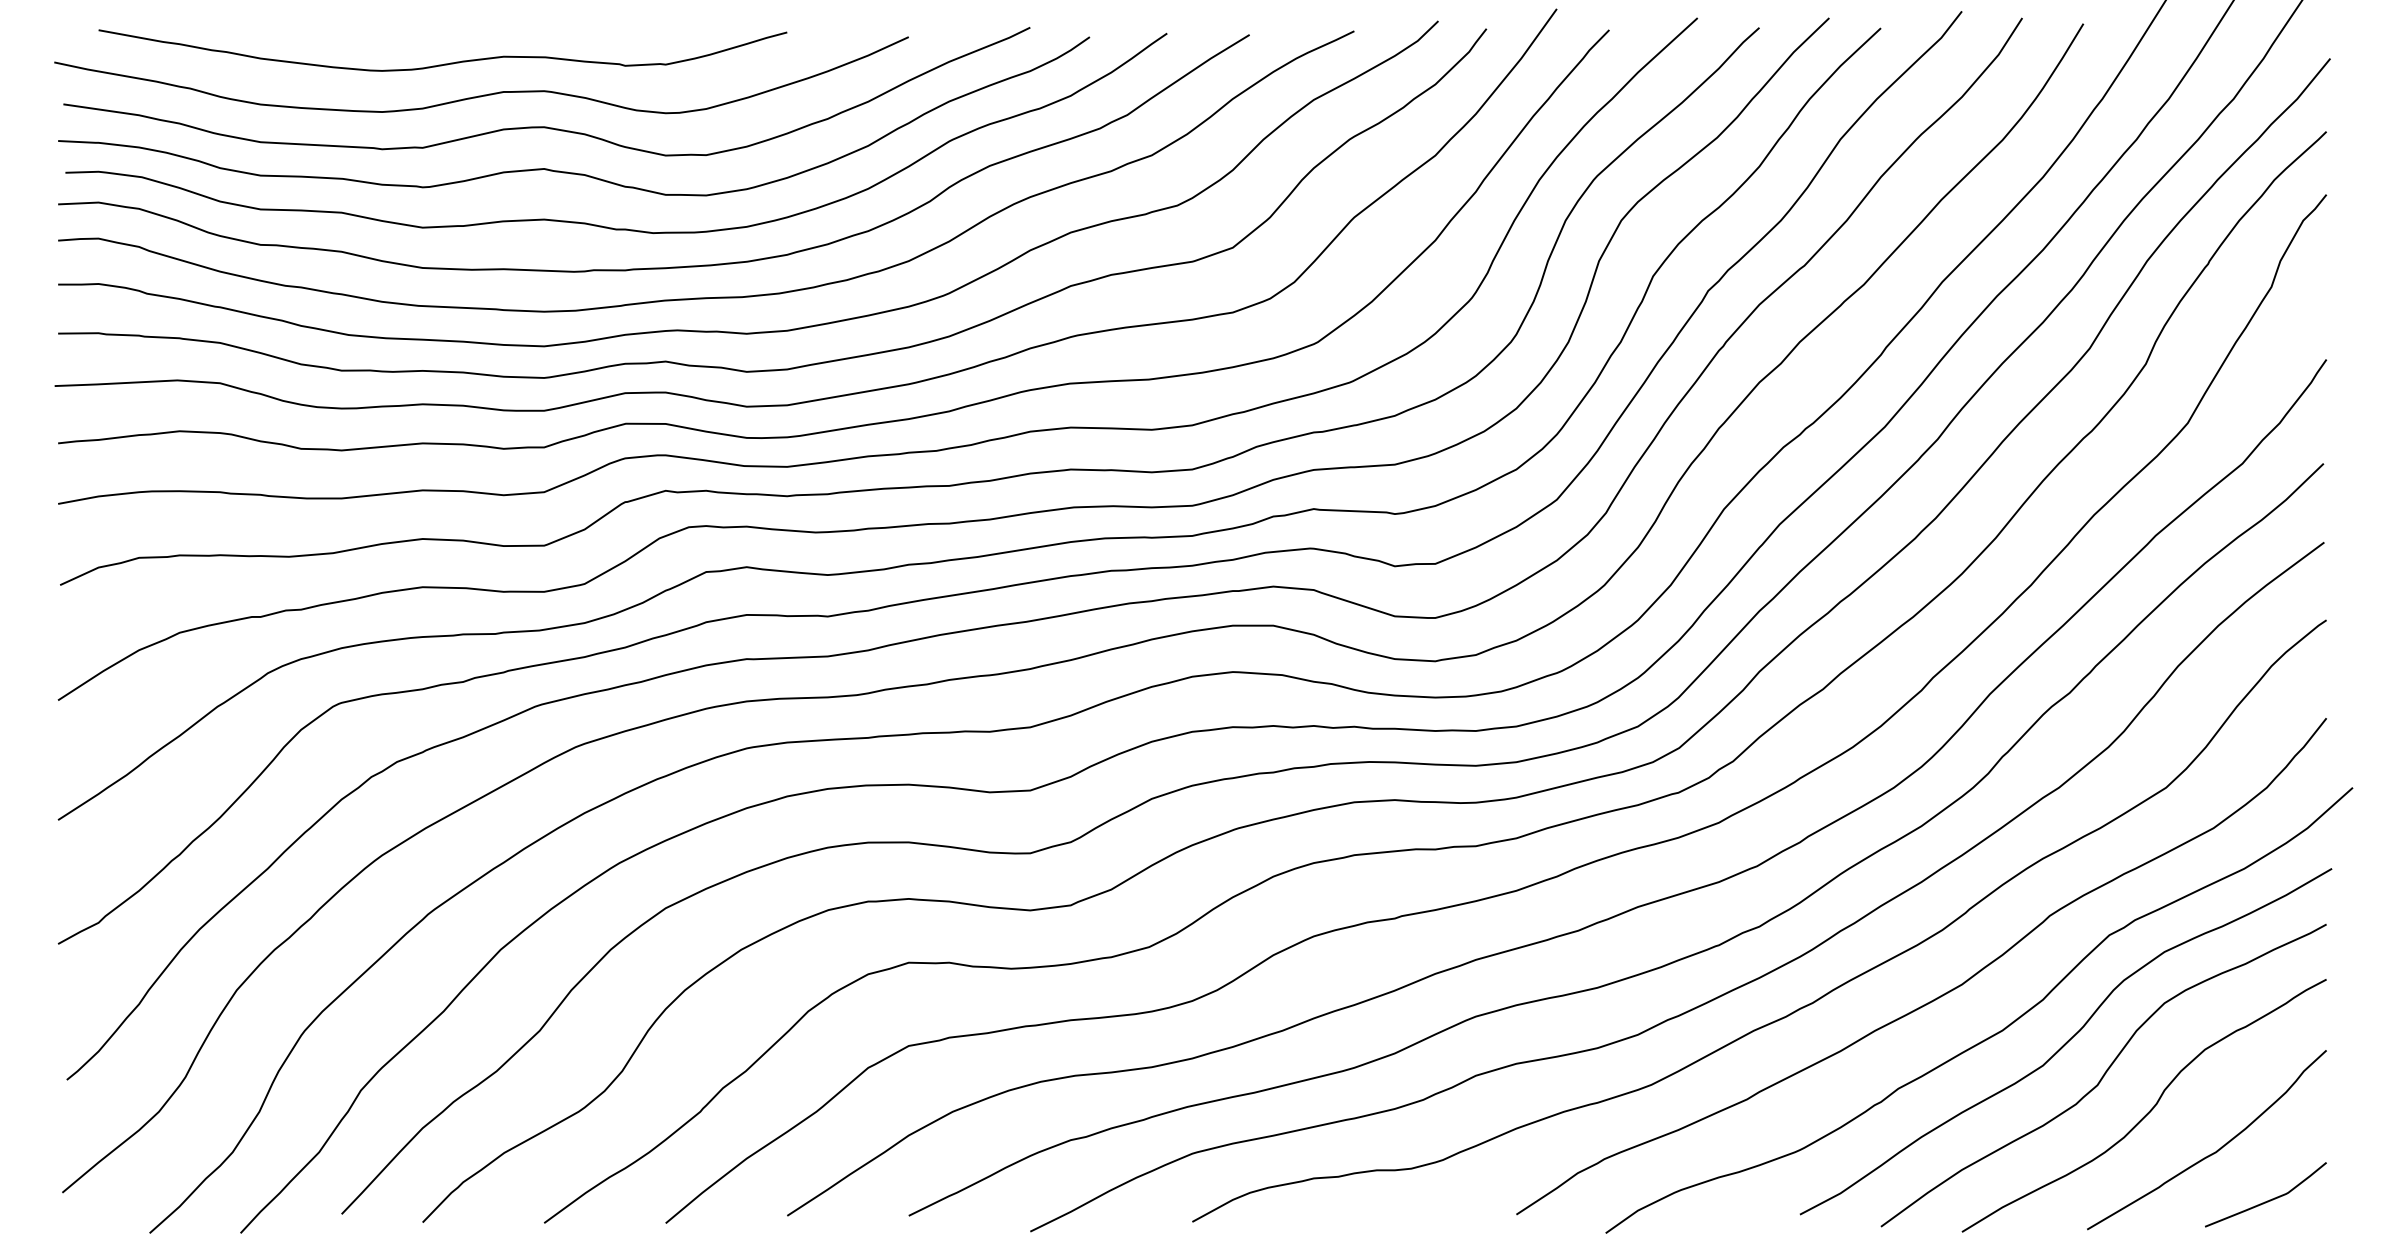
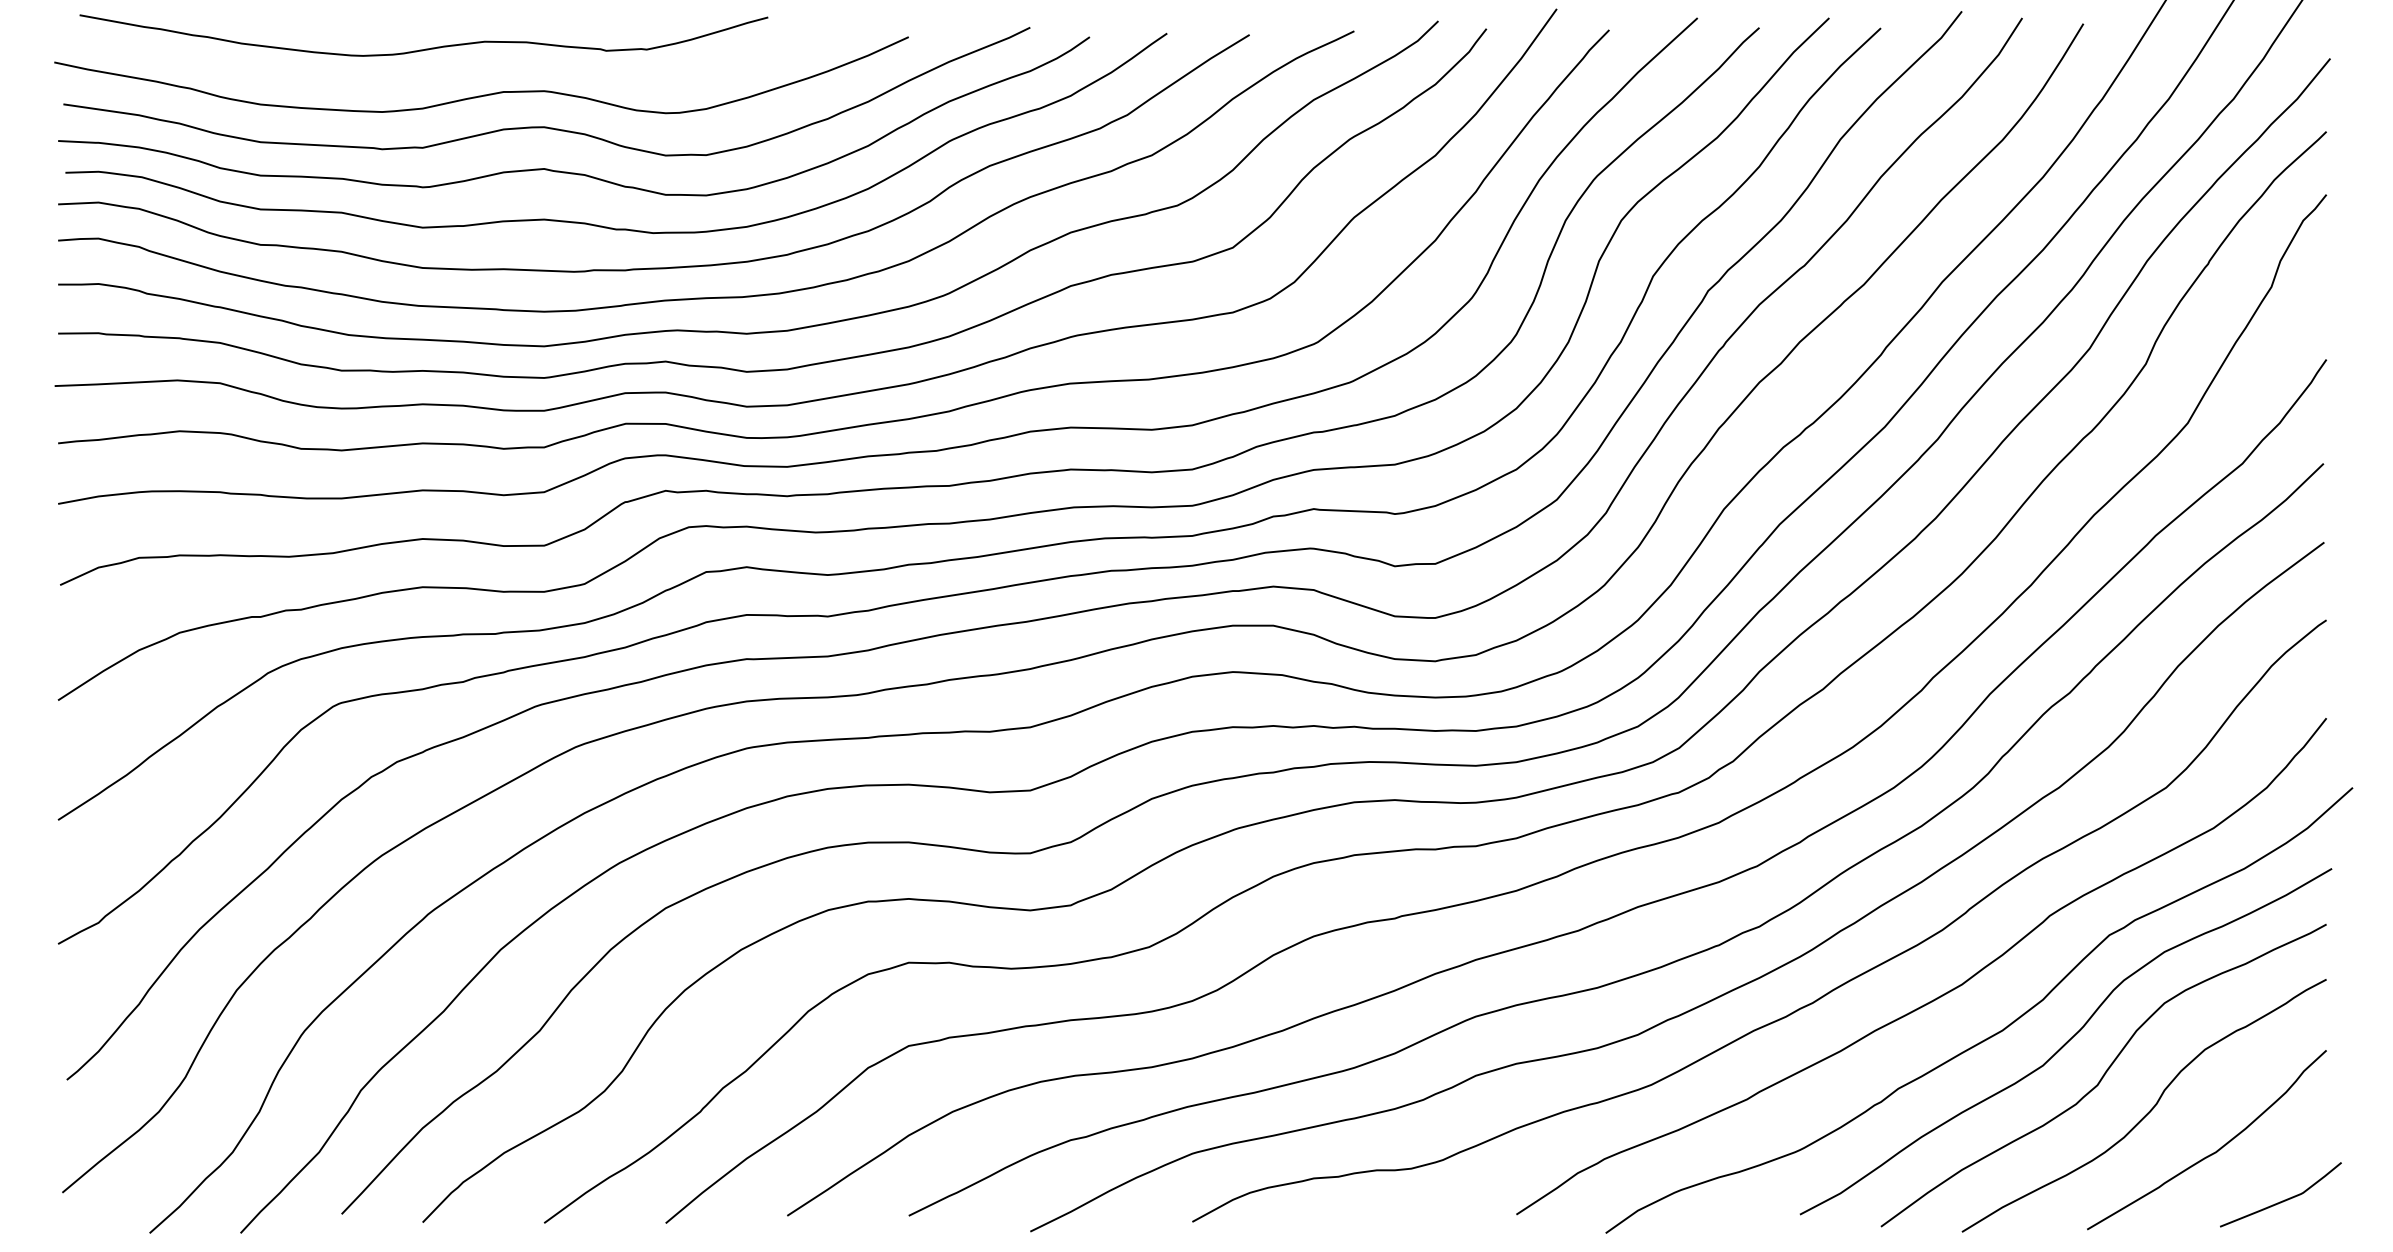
curve position: (444, 63) -> (425, 48) (425, 48)
curve position: (2267, 1200) -> (2282, 1200) (2282, 1200)
